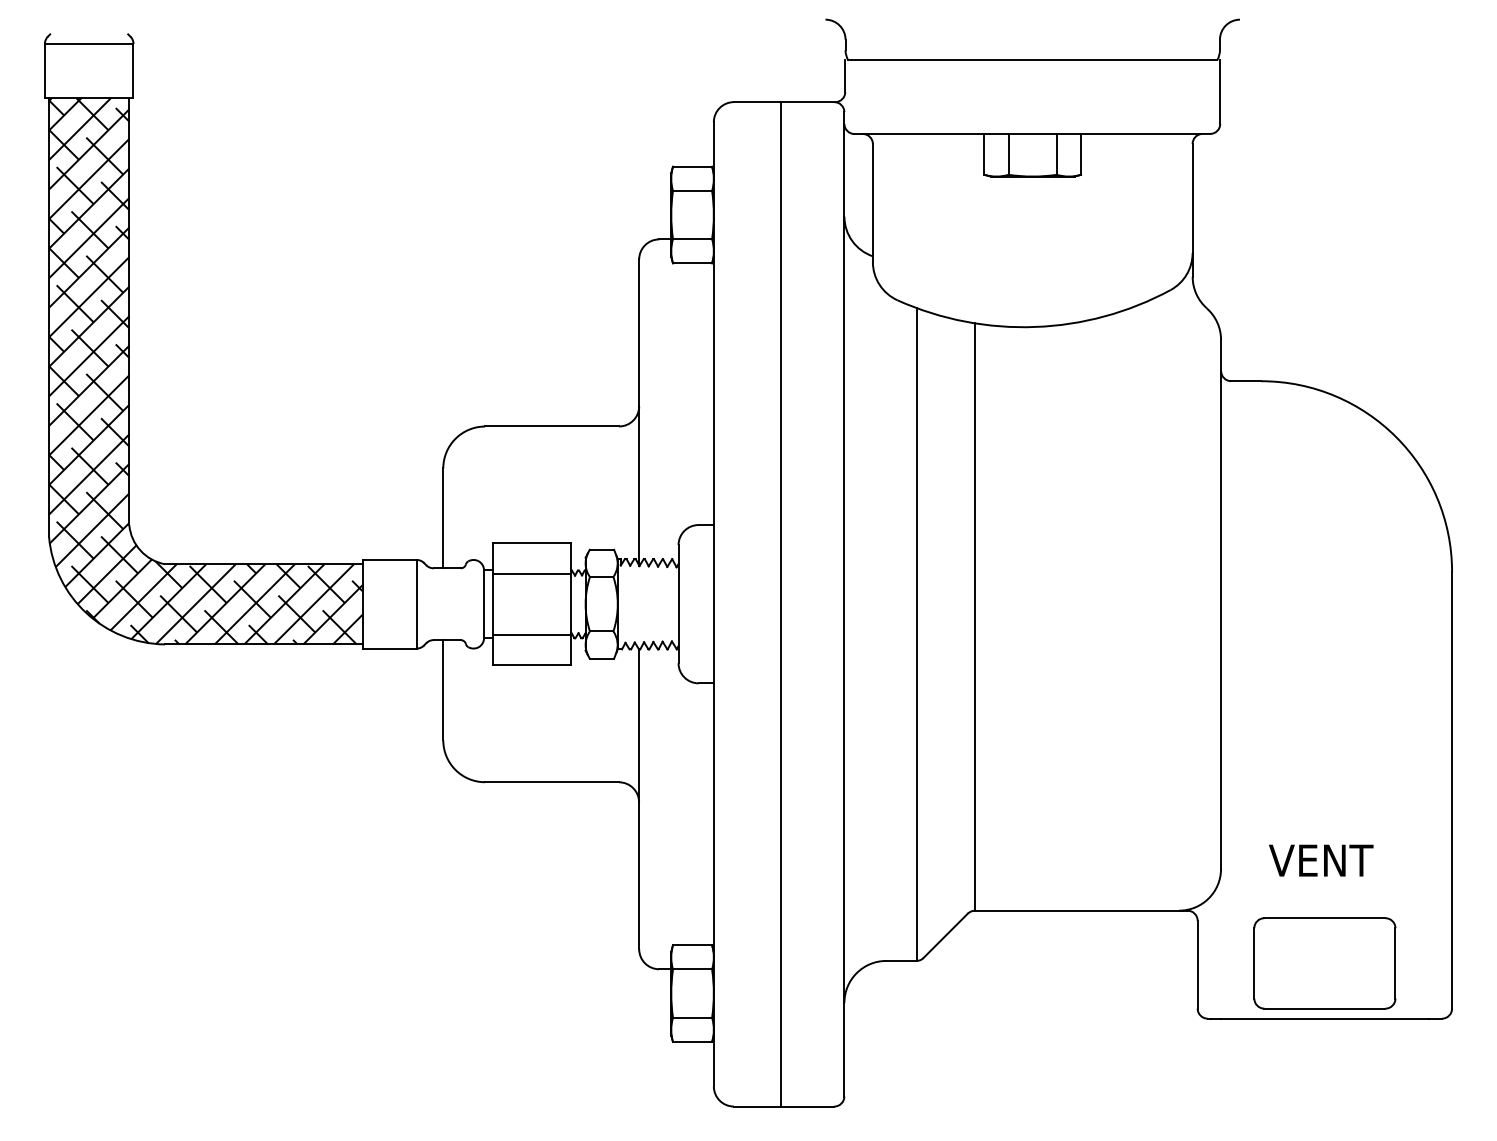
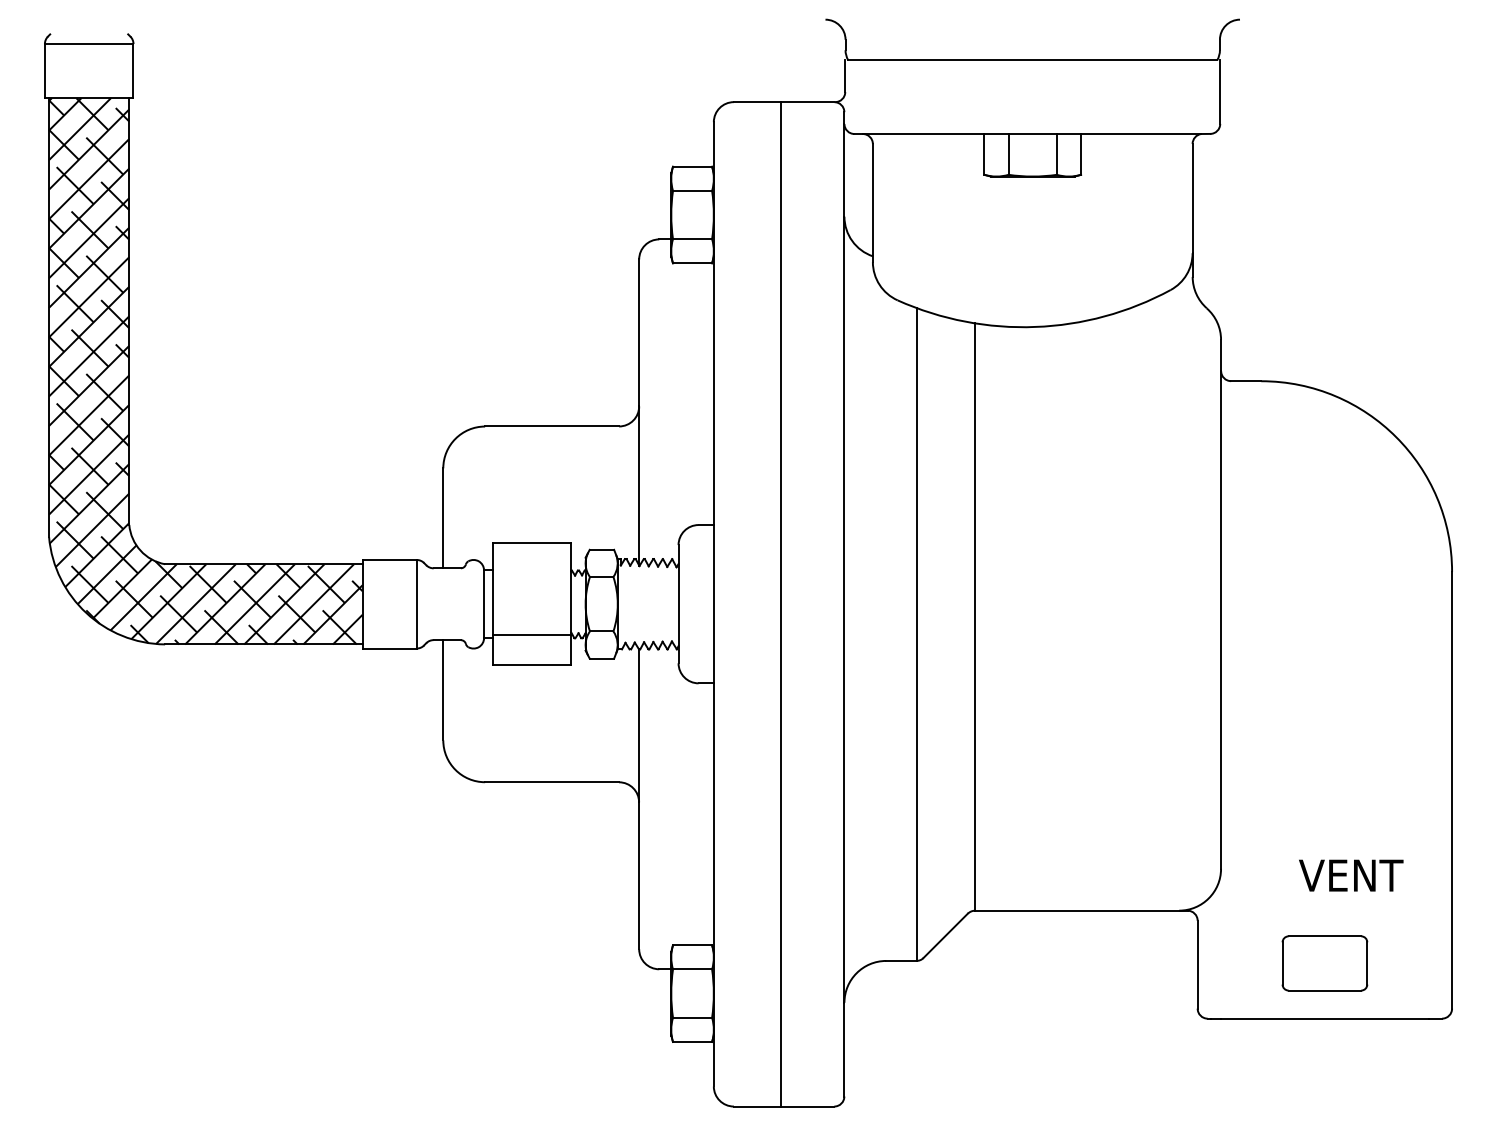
line: present -> none (531, 573)
text position: (1321, 860) -> (1351, 875) (1351, 875)
part size: 144x93 px -> 88x57 px (1324, 963)
